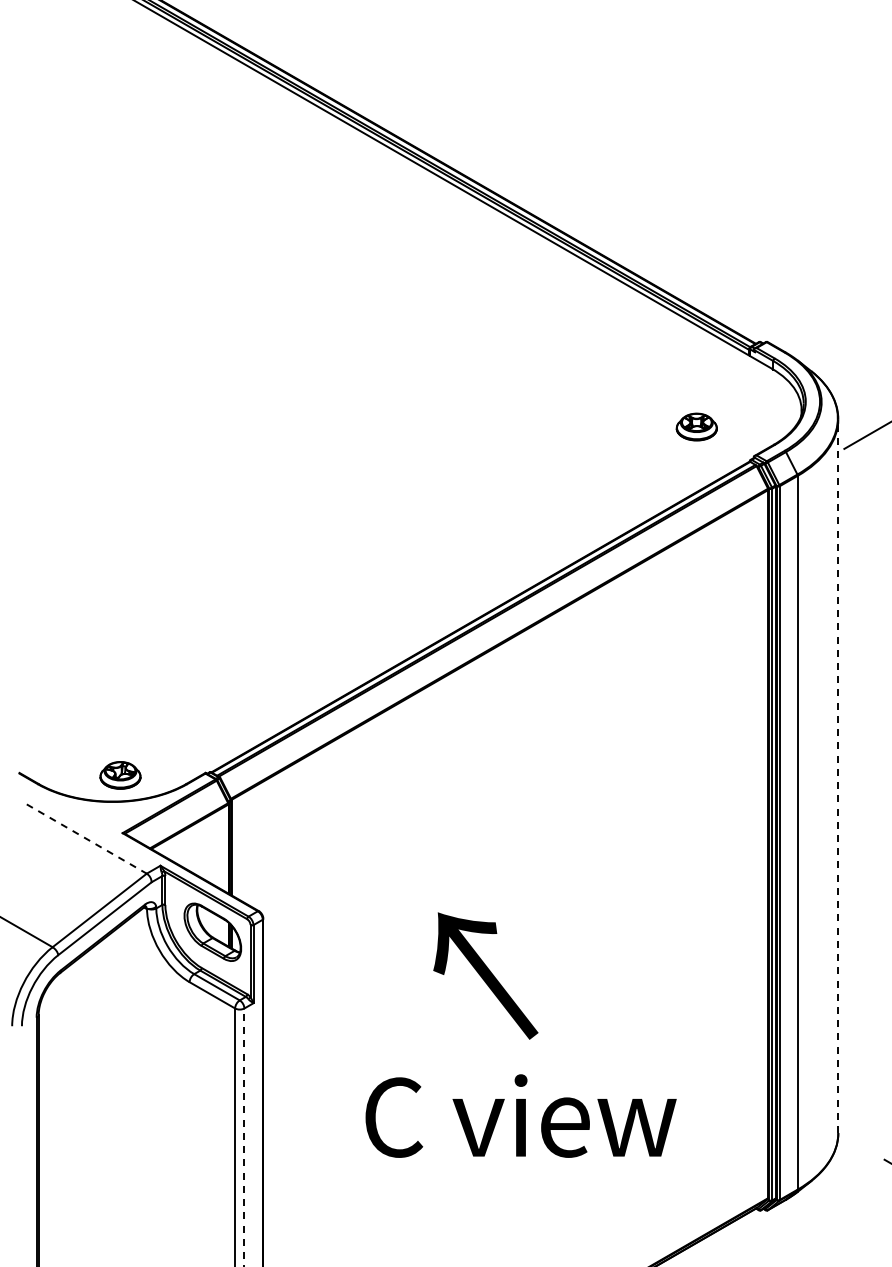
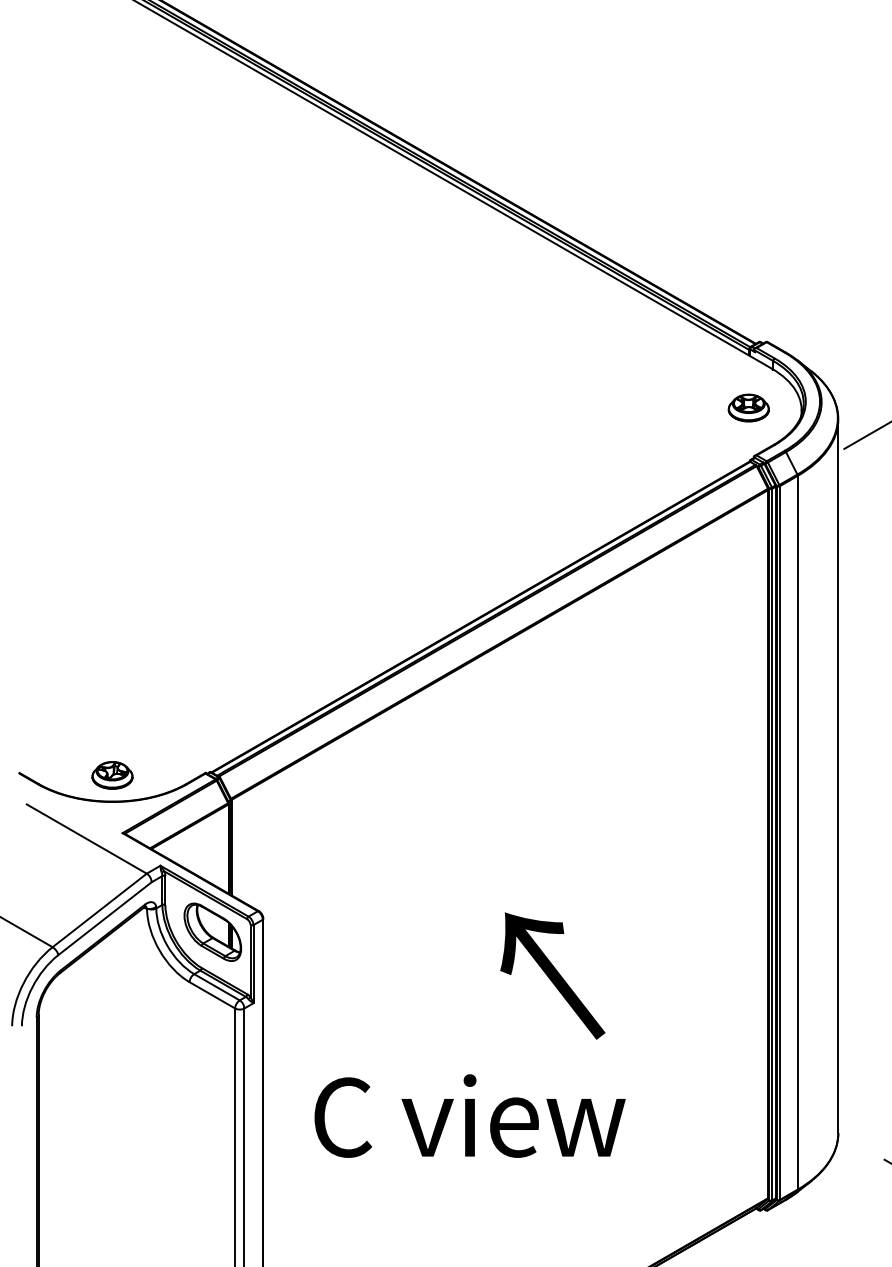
part position: (696, 426) -> (748, 407) (748, 407)
part position: (120, 775) -> (112, 775) (112, 775)
line: dashed -> solid (838, 776)
line: dashed -> solid (87, 839)
text position: (485, 975) -> (552, 975) (552, 975)
text position: (520, 1115) -> (469, 1115) (469, 1115)
line: dashed -> solid (244, 1137)
